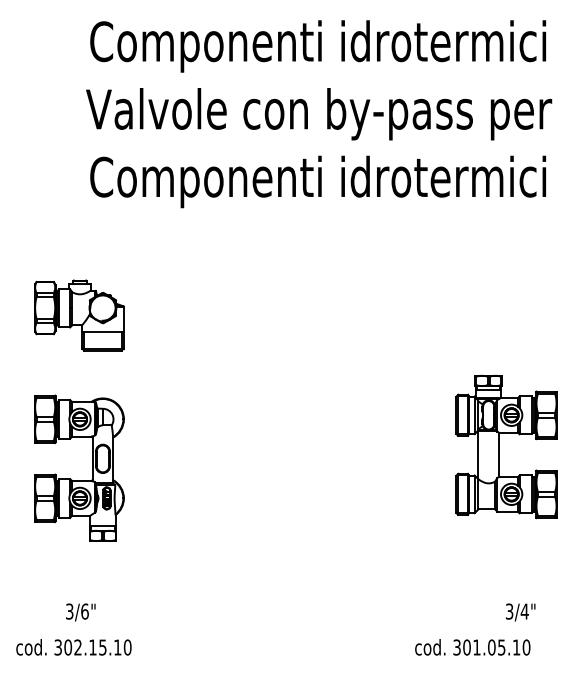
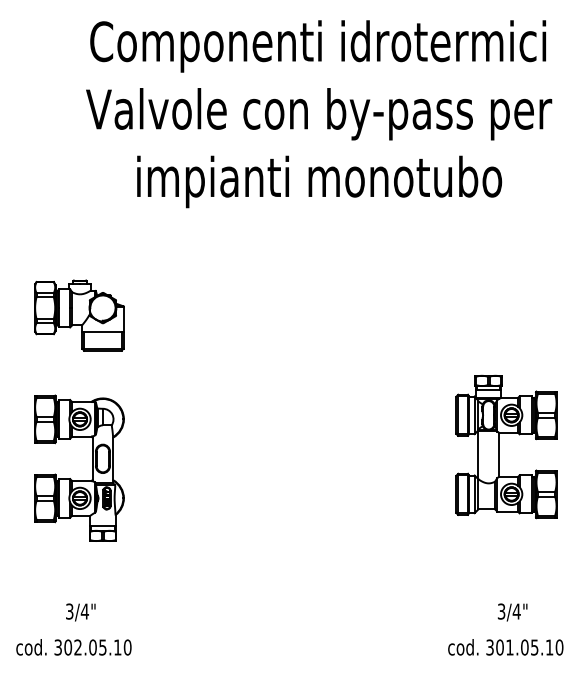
text: Componenti idrotermici -> impianti monotubo (318, 181)
text: 3/6" -> 3/4" (84, 611)
text position: (520, 612) -> (512, 612) (512, 612)
text: 302.15.10 -> 302.05.10 (92, 647)
text position: (472, 647) -> (505, 647) (505, 647)
